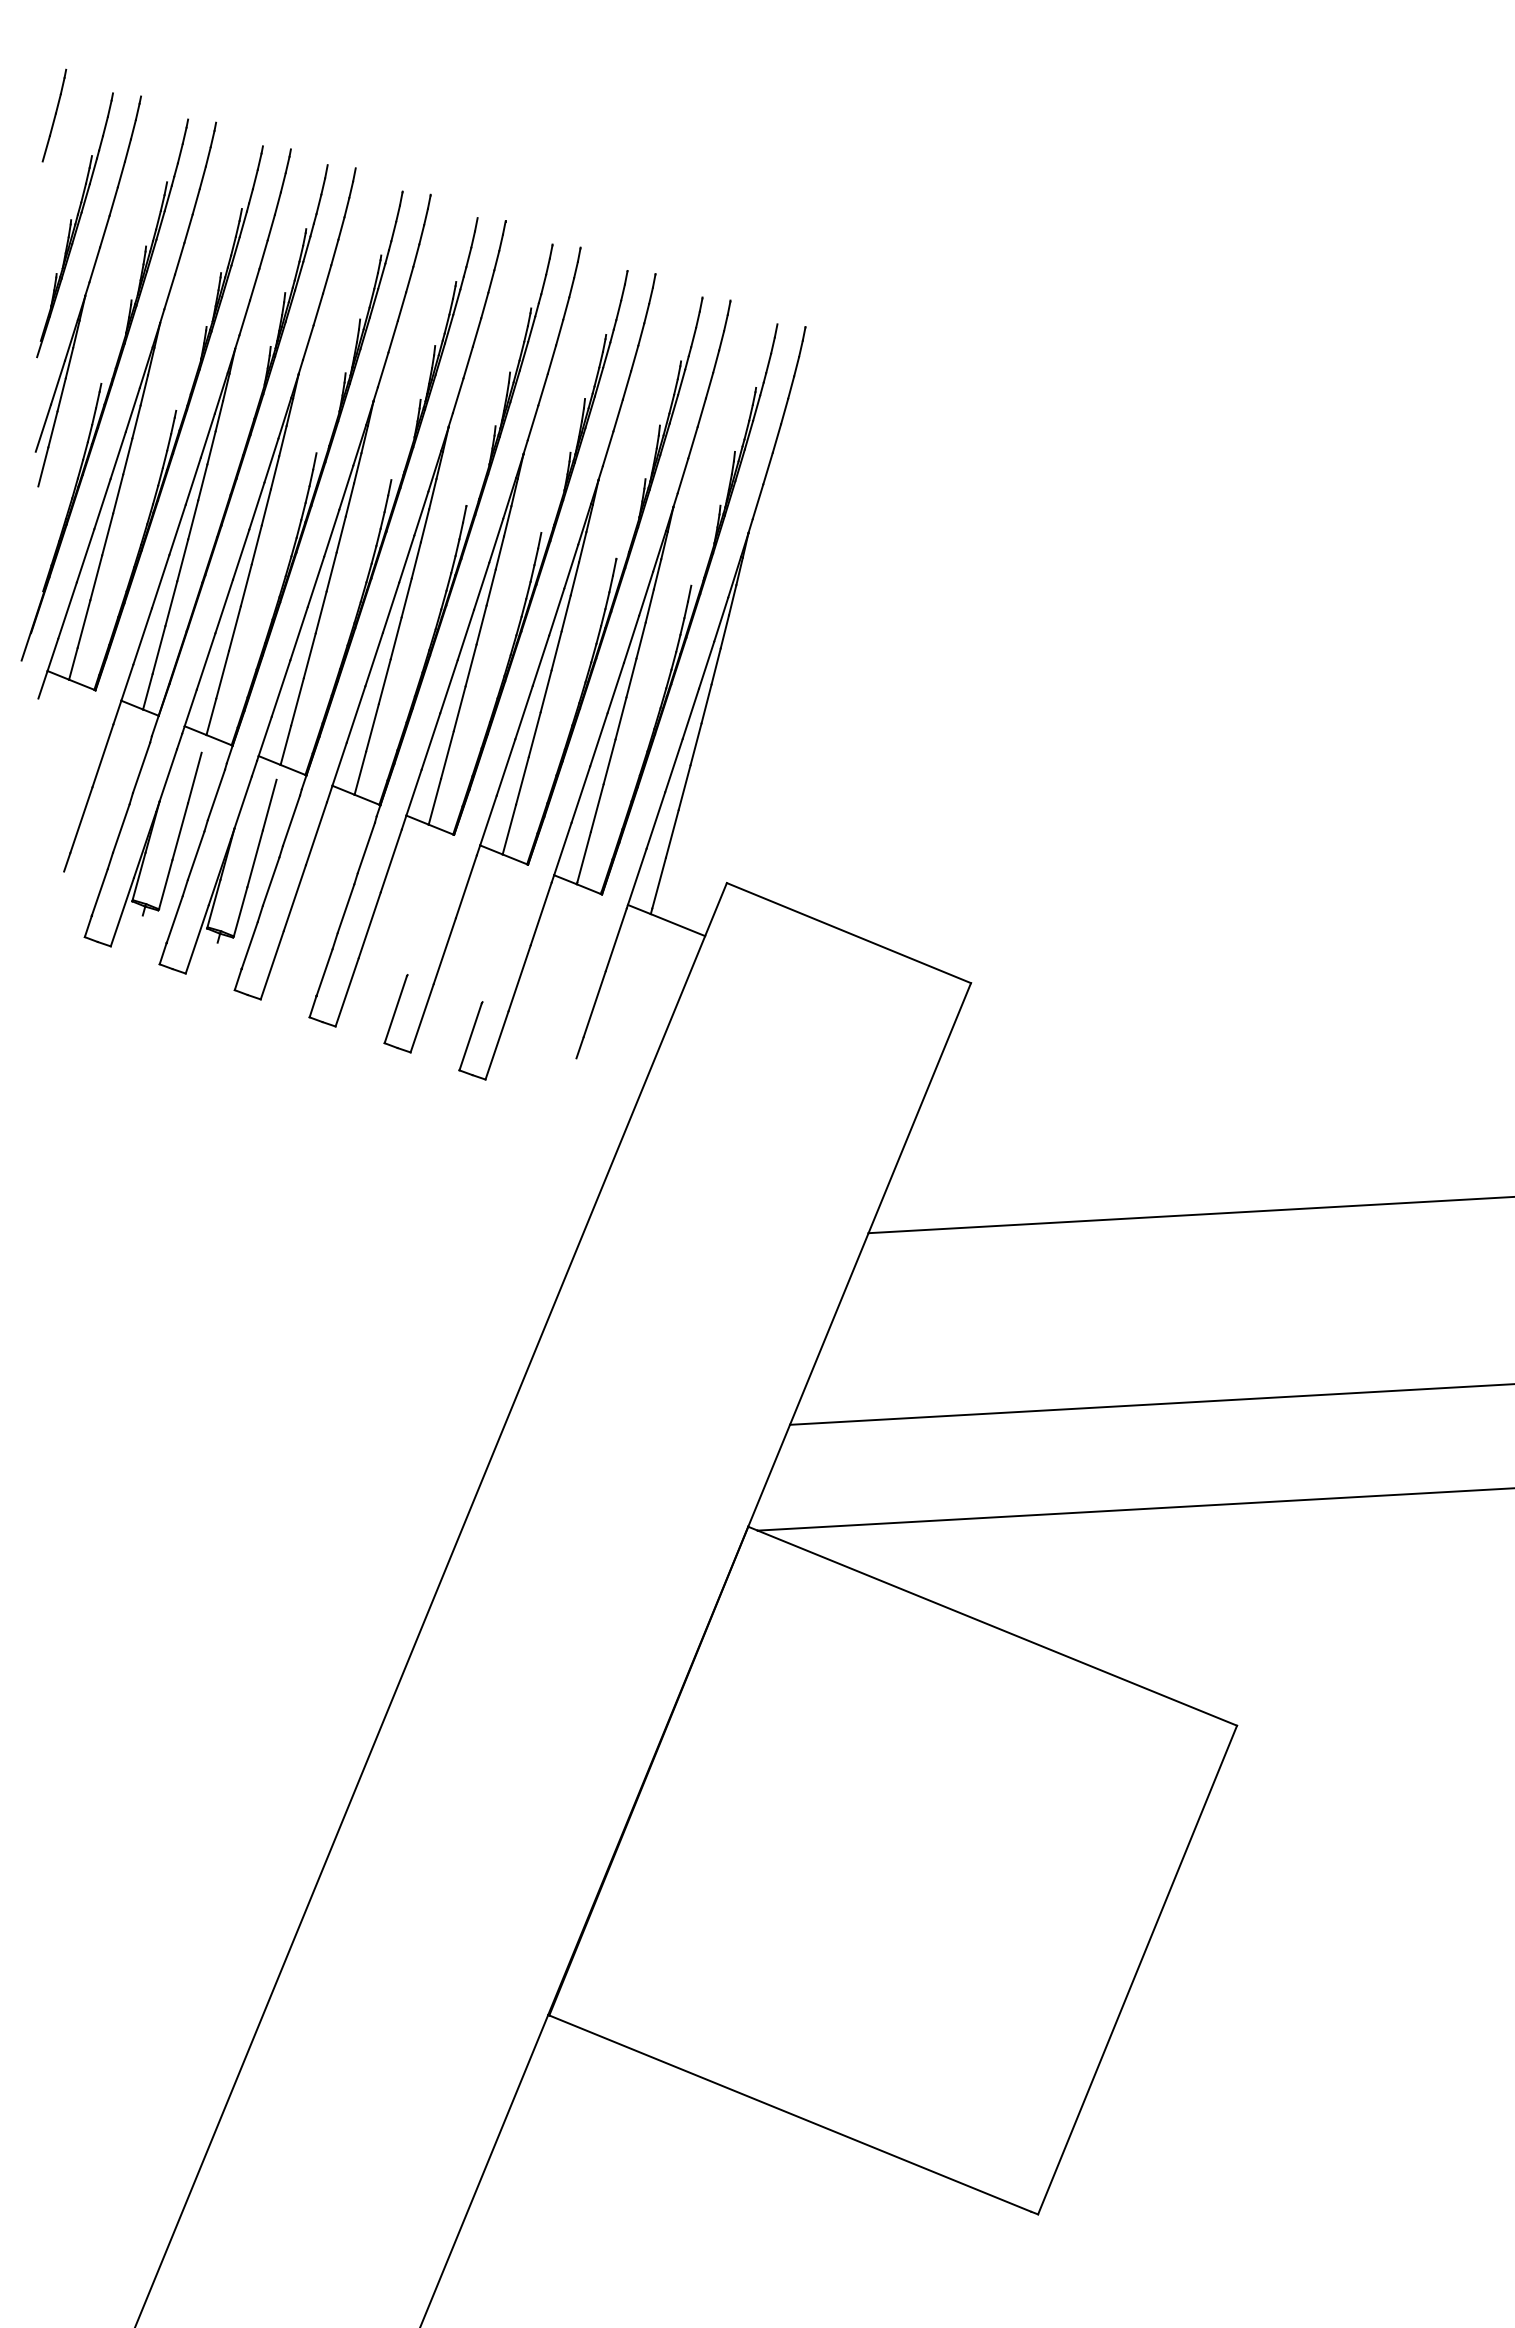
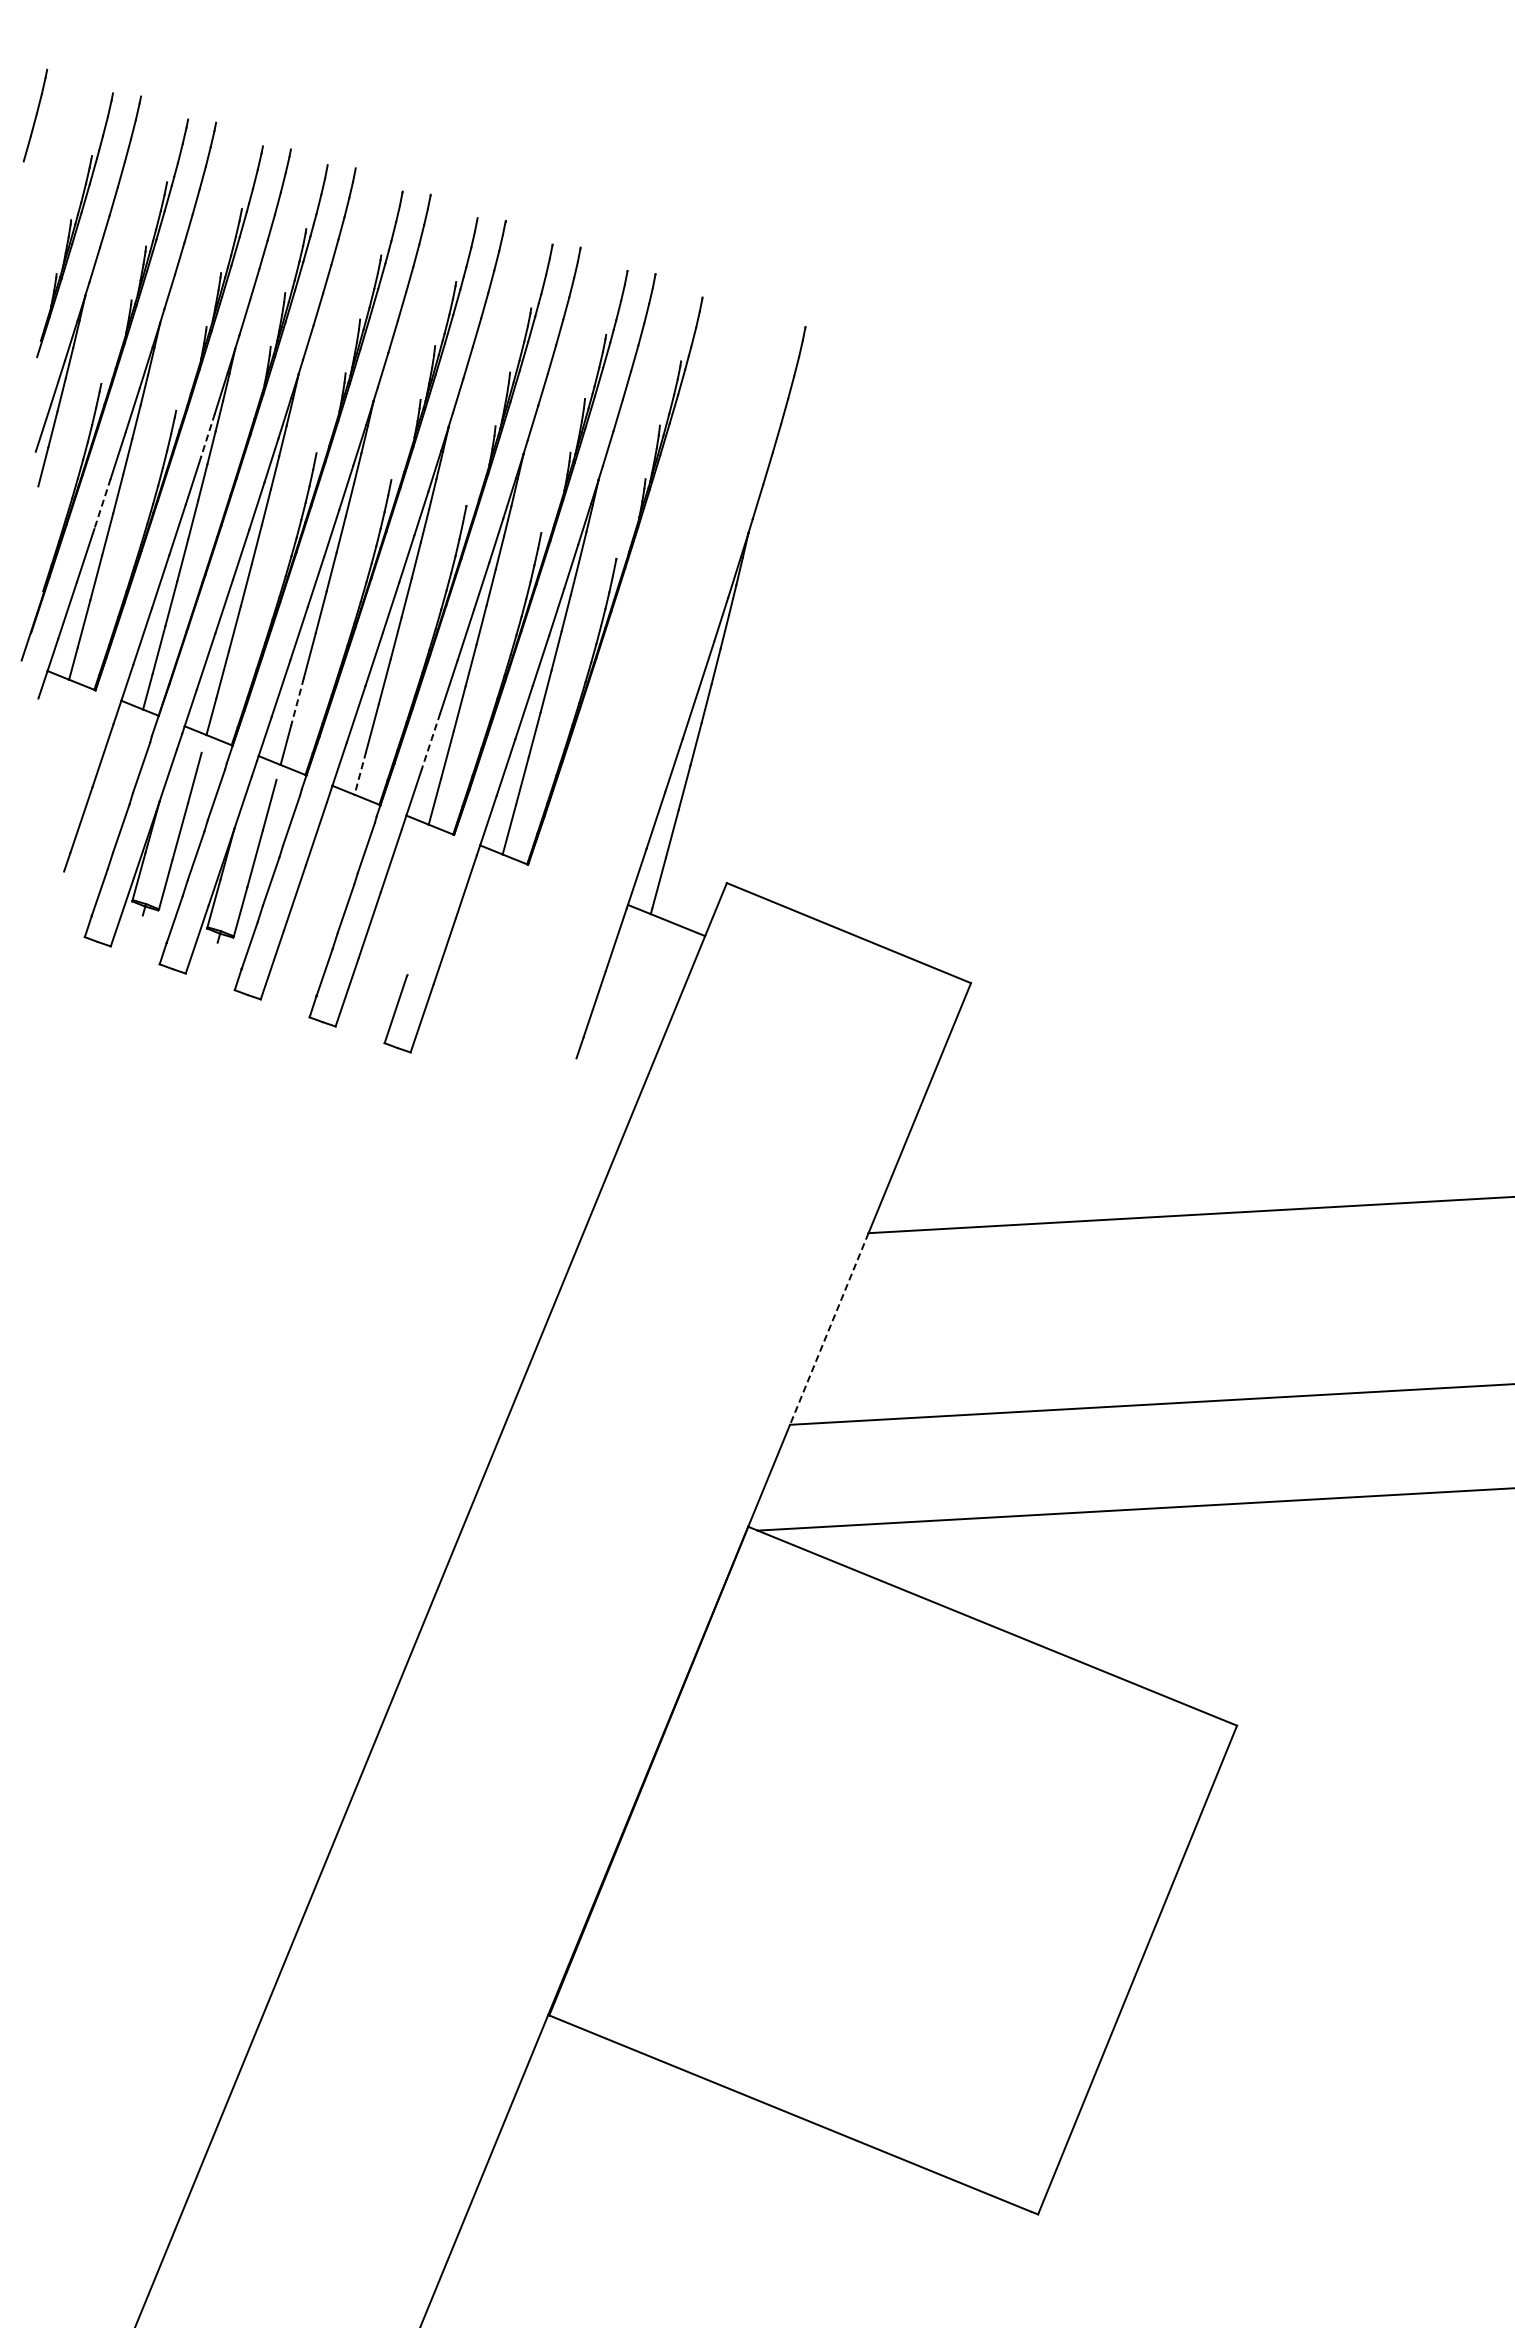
part position: (54, 115) -> (35, 115) (35, 115)
line: solid -> dashed (207, 436)
line: solid -> dashed (102, 504)
part: present -> none (618, 689)
line: solid -> dashed (297, 702)
line: solid -> dashed (430, 741)
line: solid -> dashed (360, 773)
line: solid -> dashed (829, 1329)
